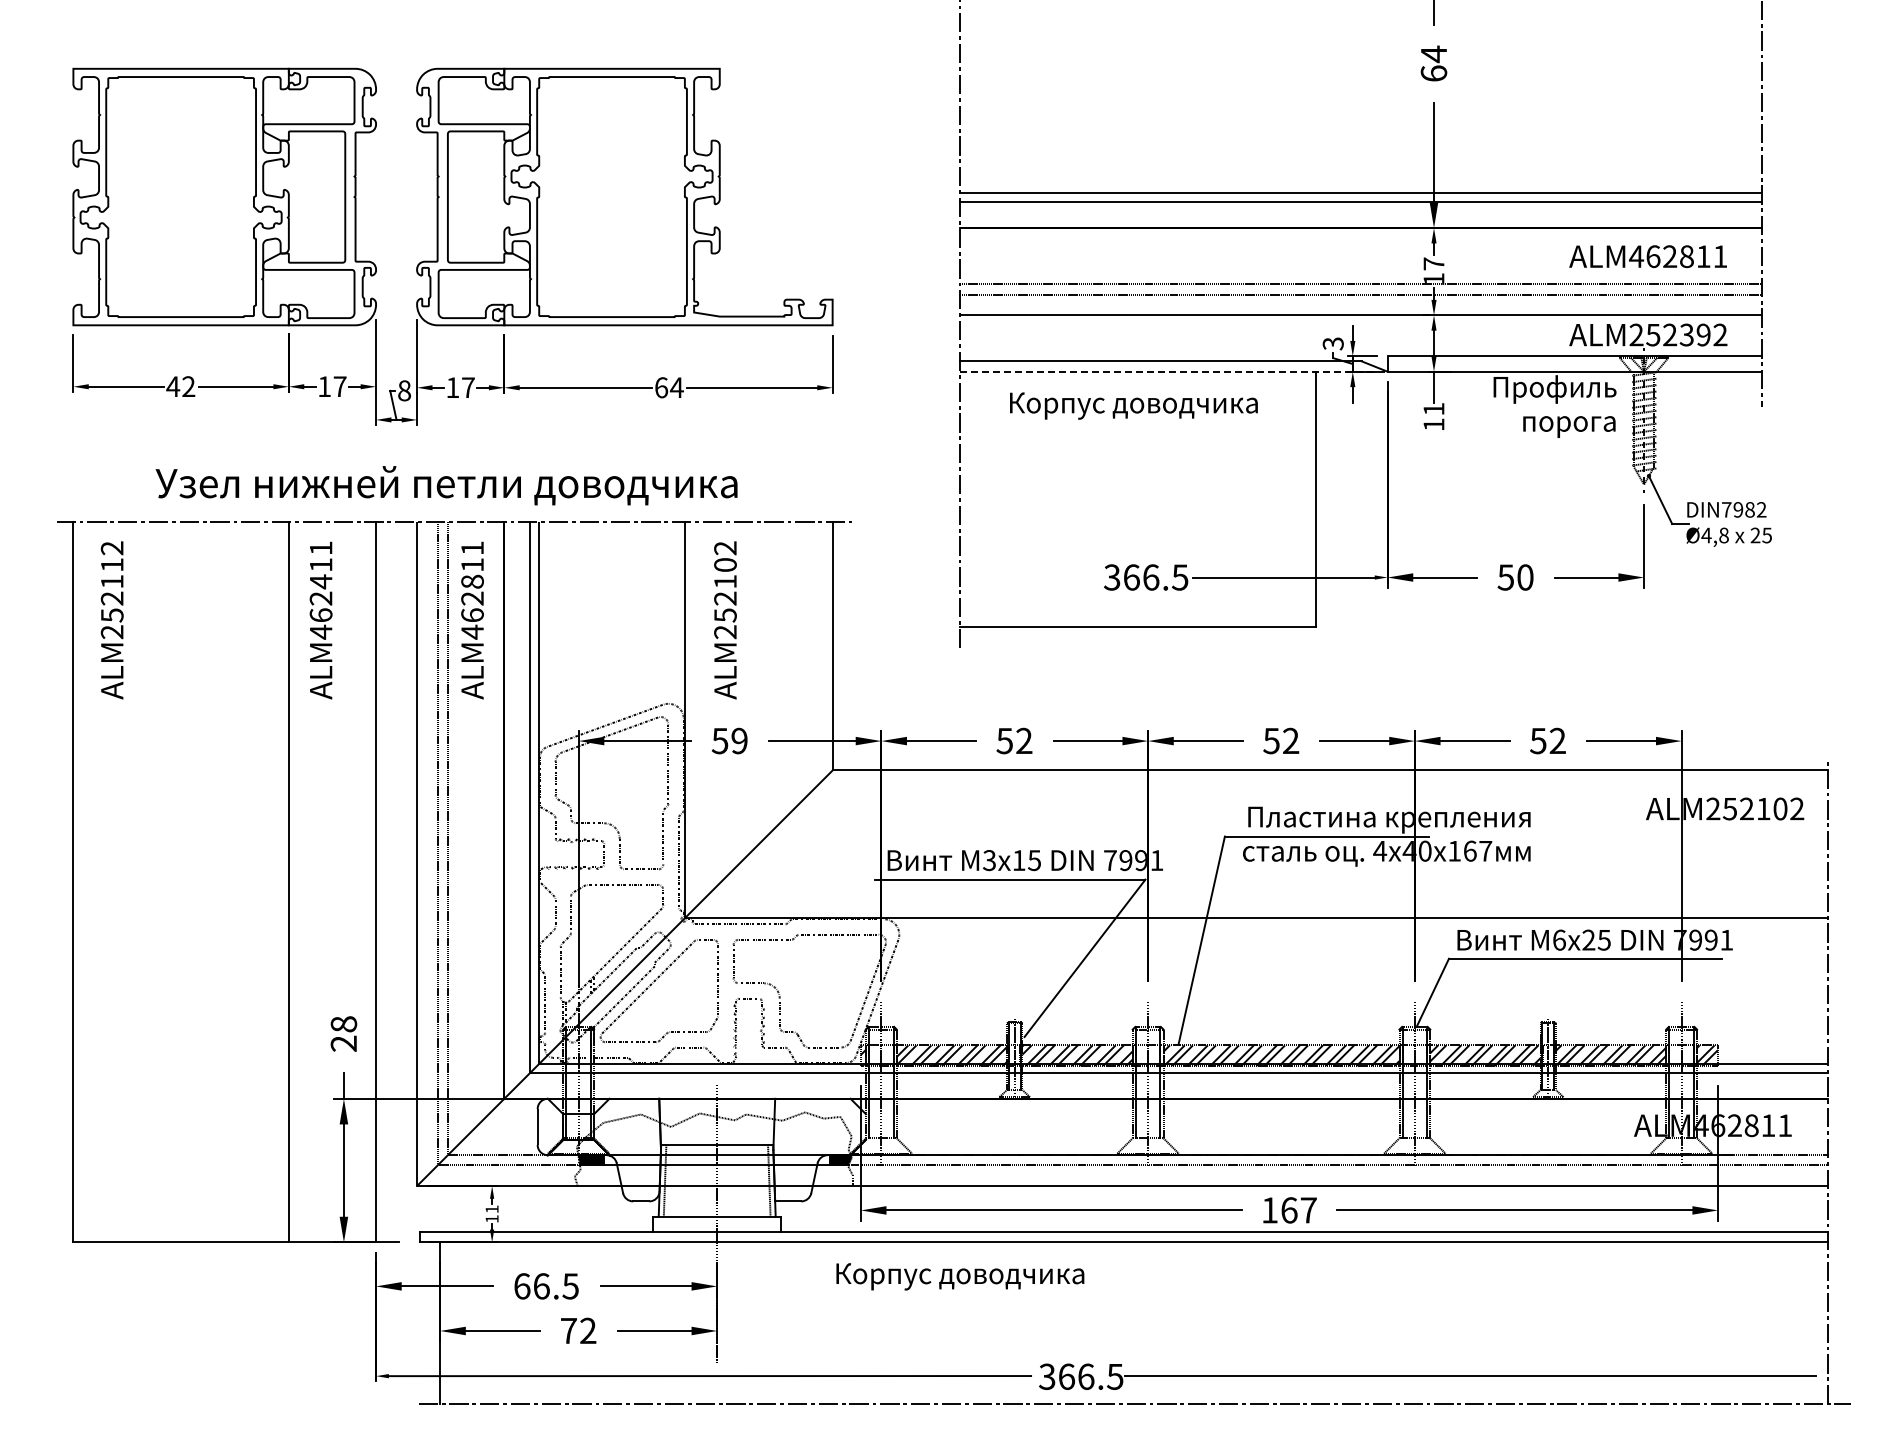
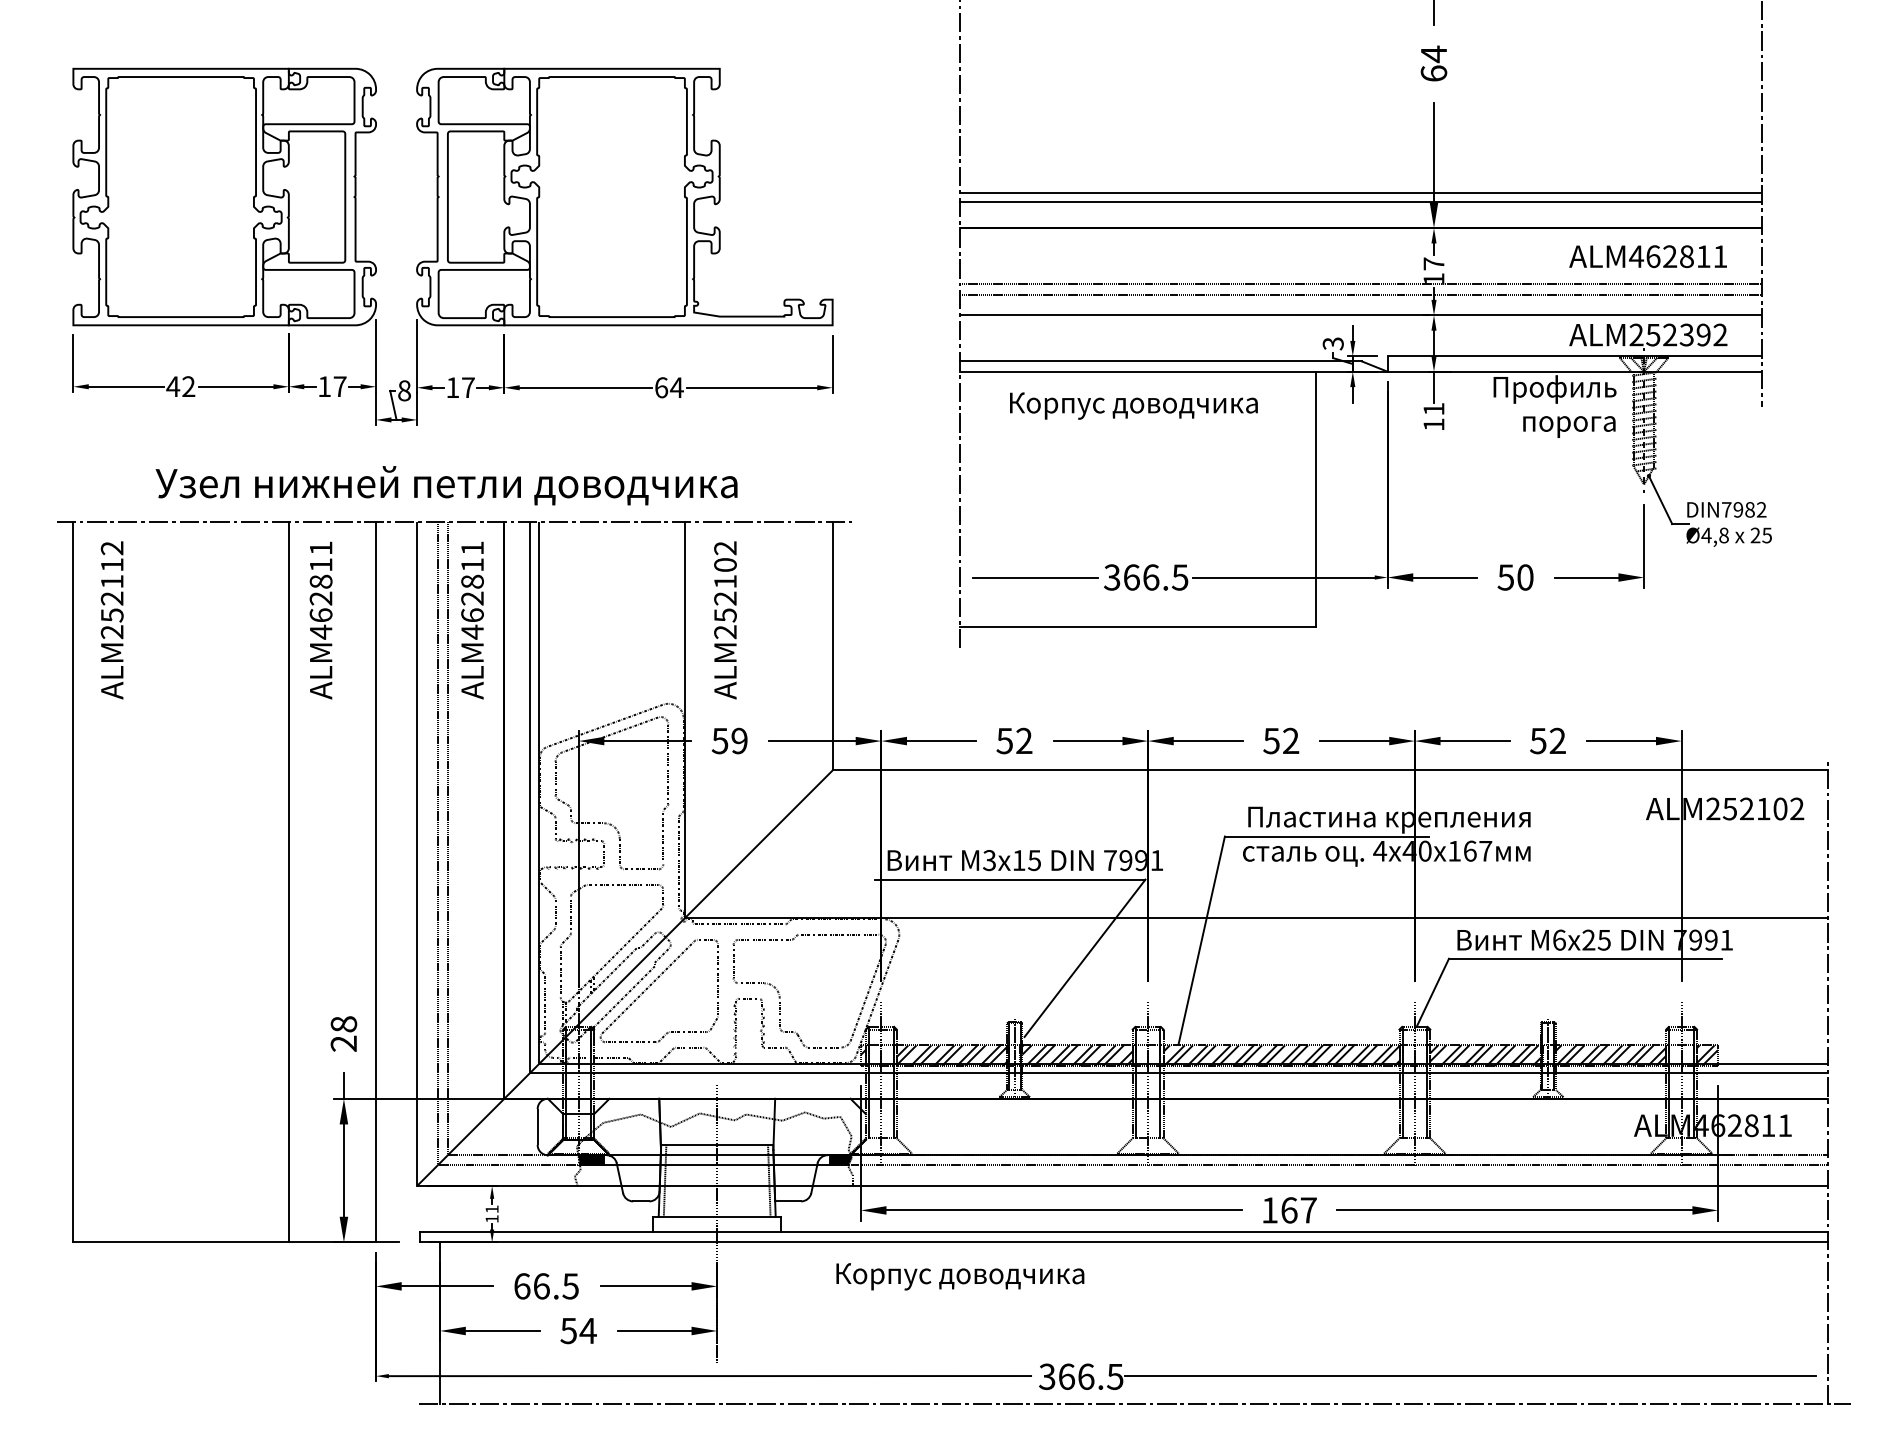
line: dashed -> solid (1173, 371)
line: none -> present (1034, 577)
text: ALM462411 -> ALM462811 (320, 581)
text: 72 -> 54 (578, 1330)
